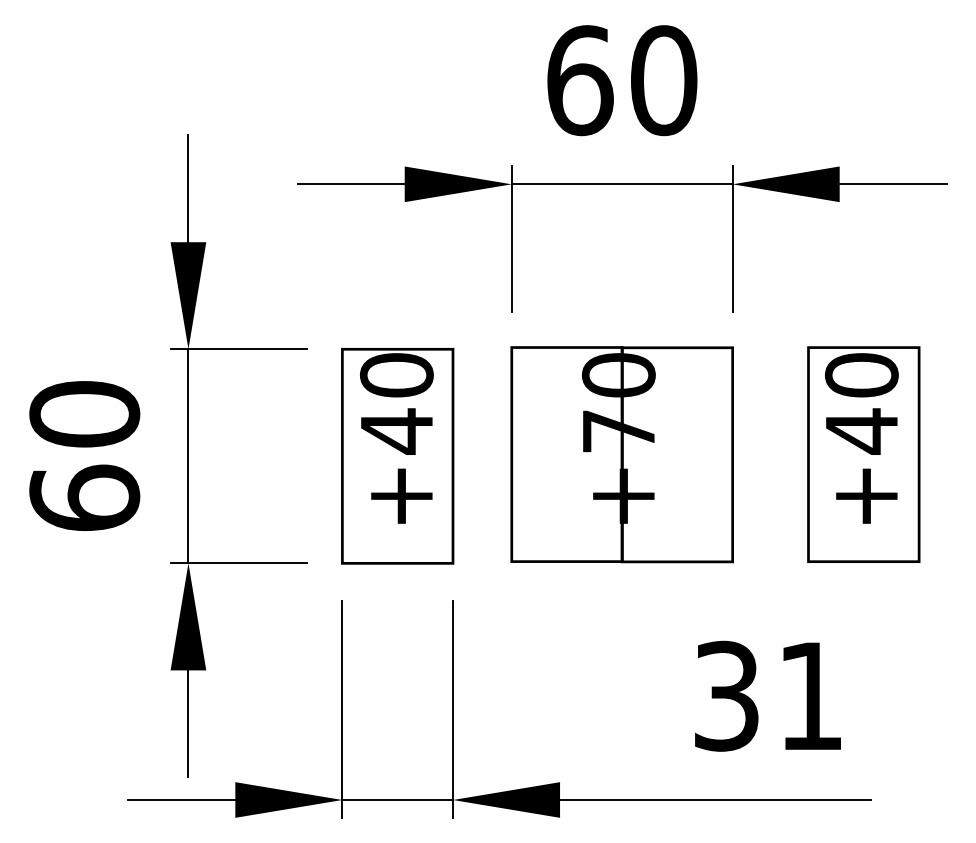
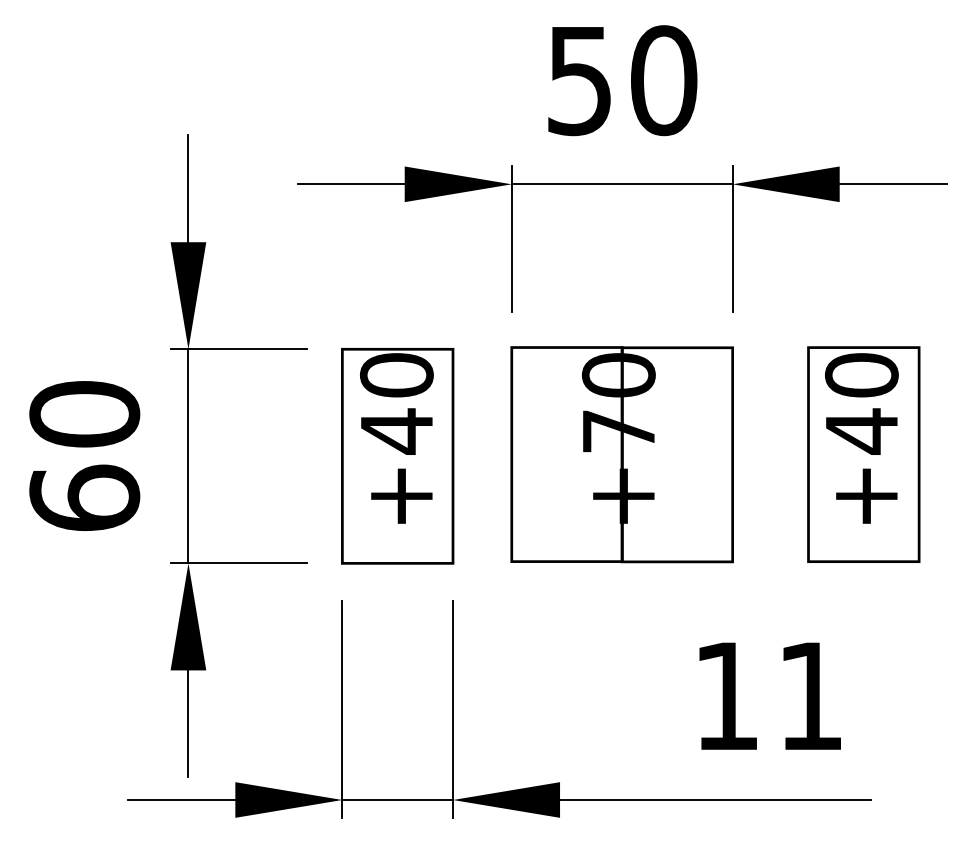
text: 60 -> 50 (580, 80)
text: 31 -> 11 (726, 695)
